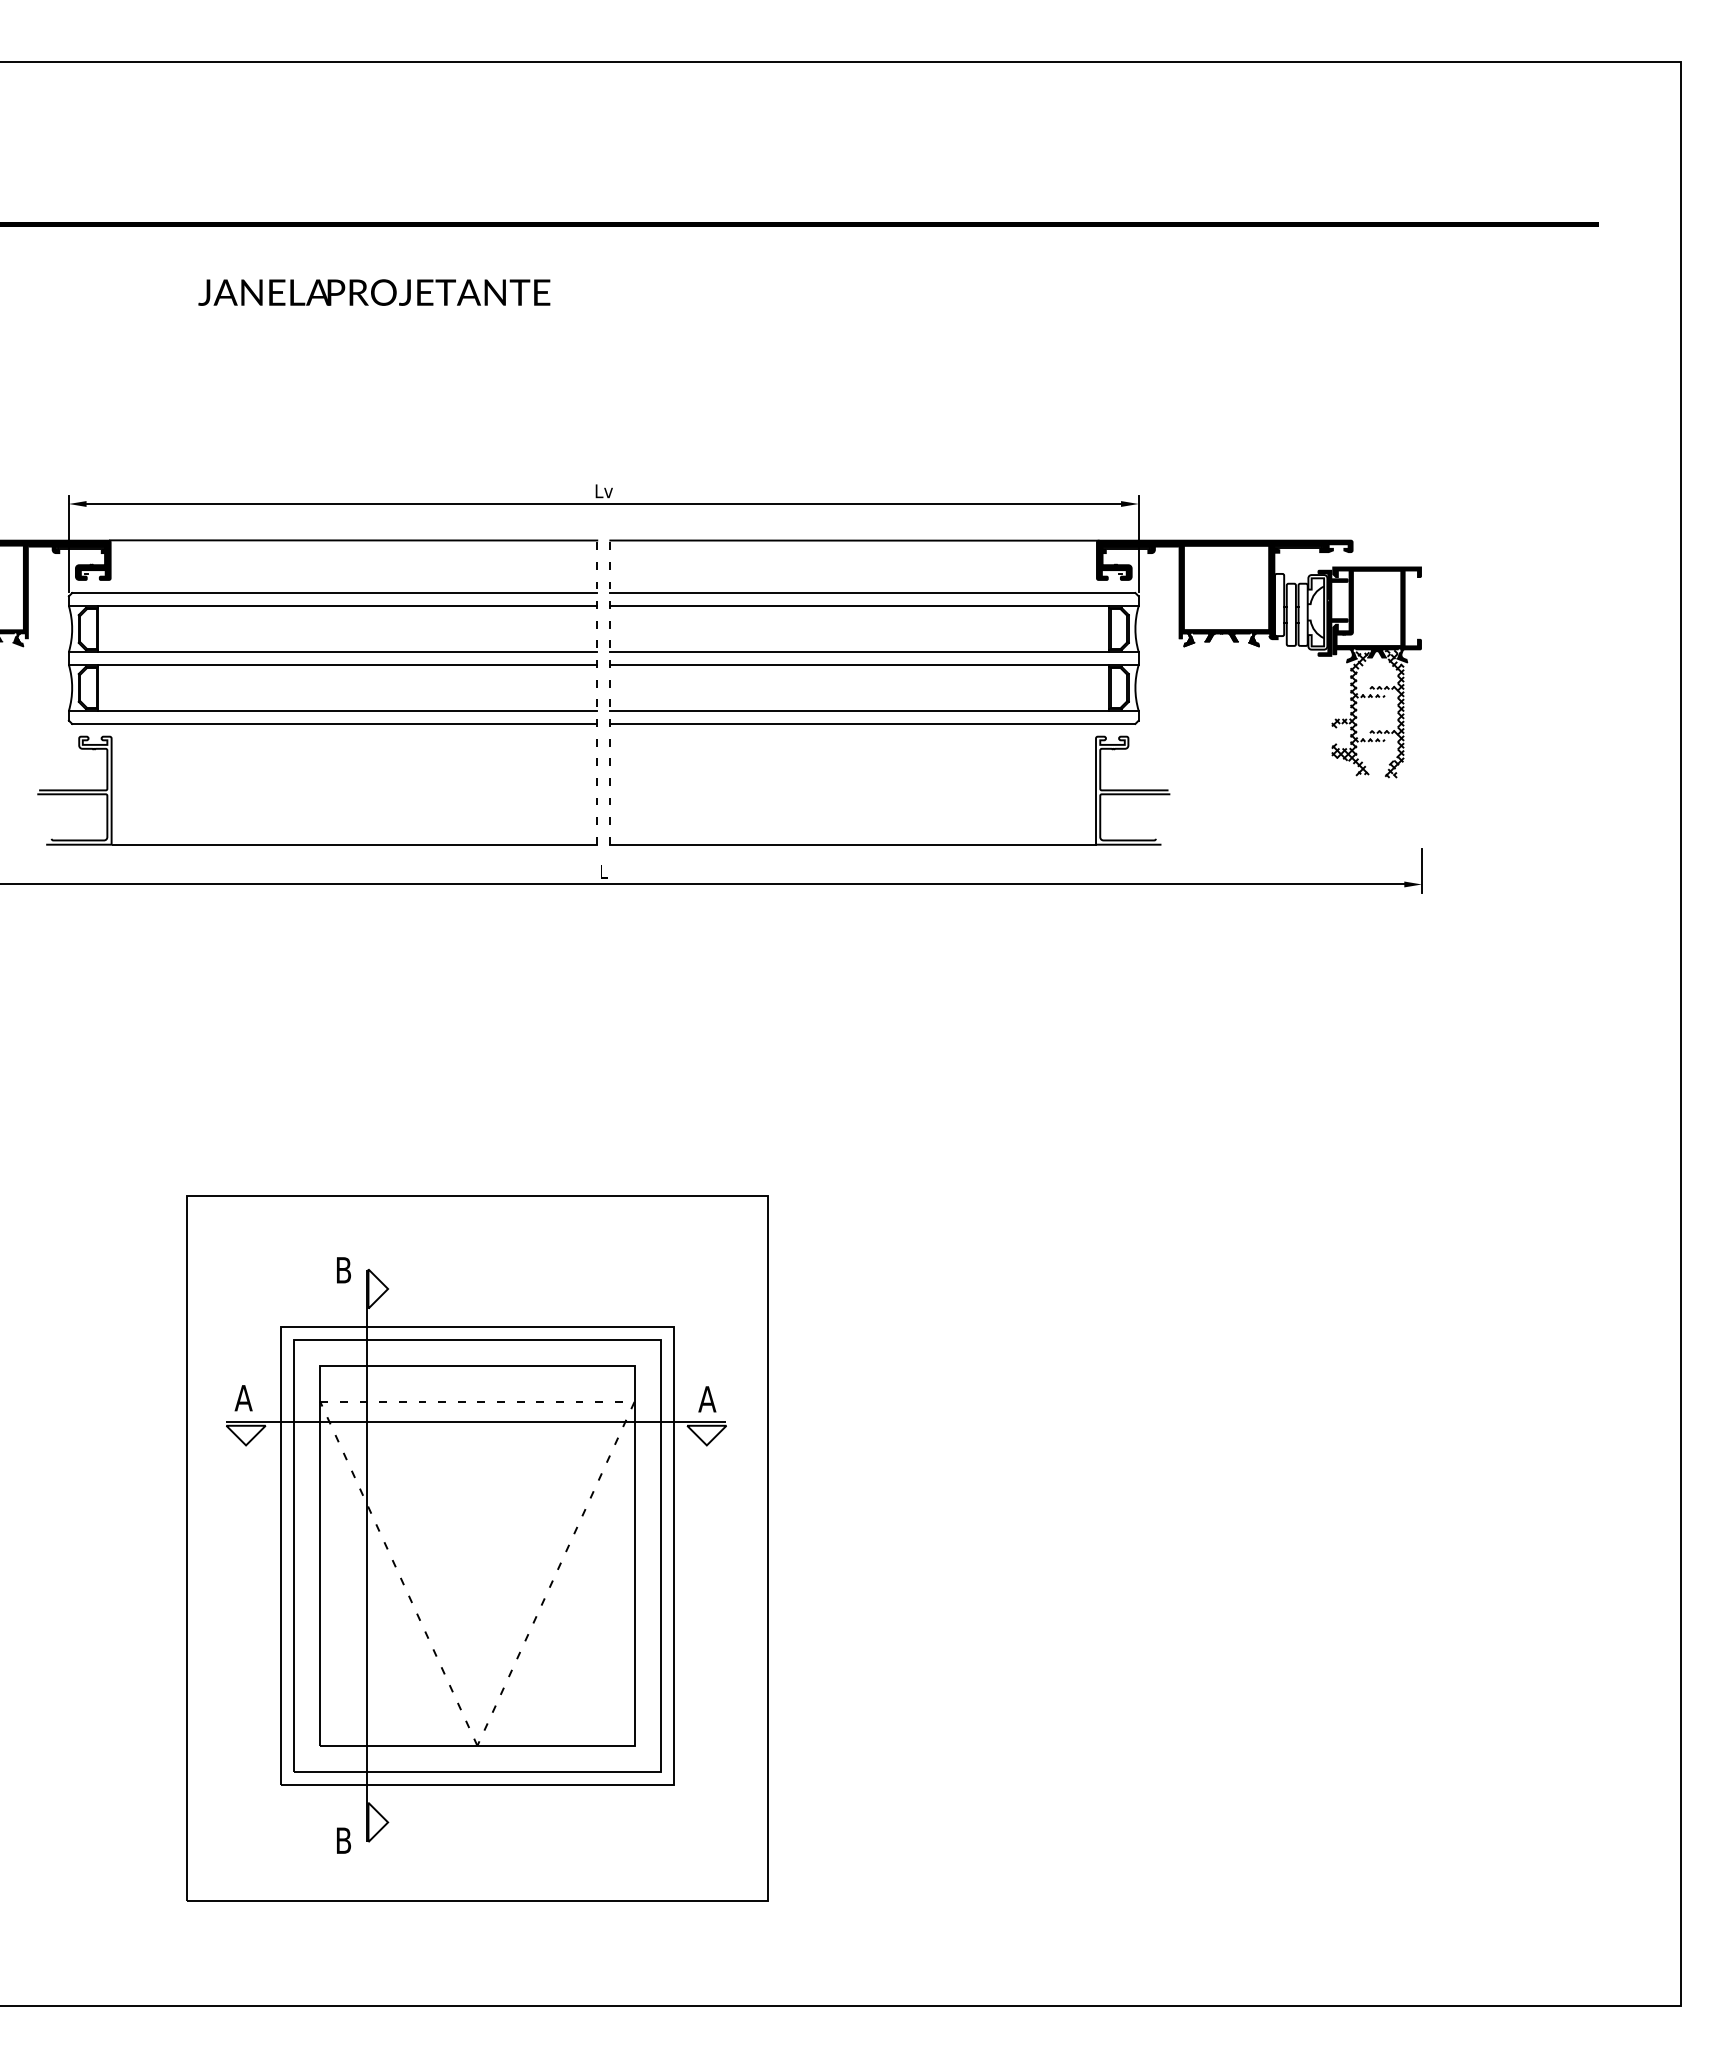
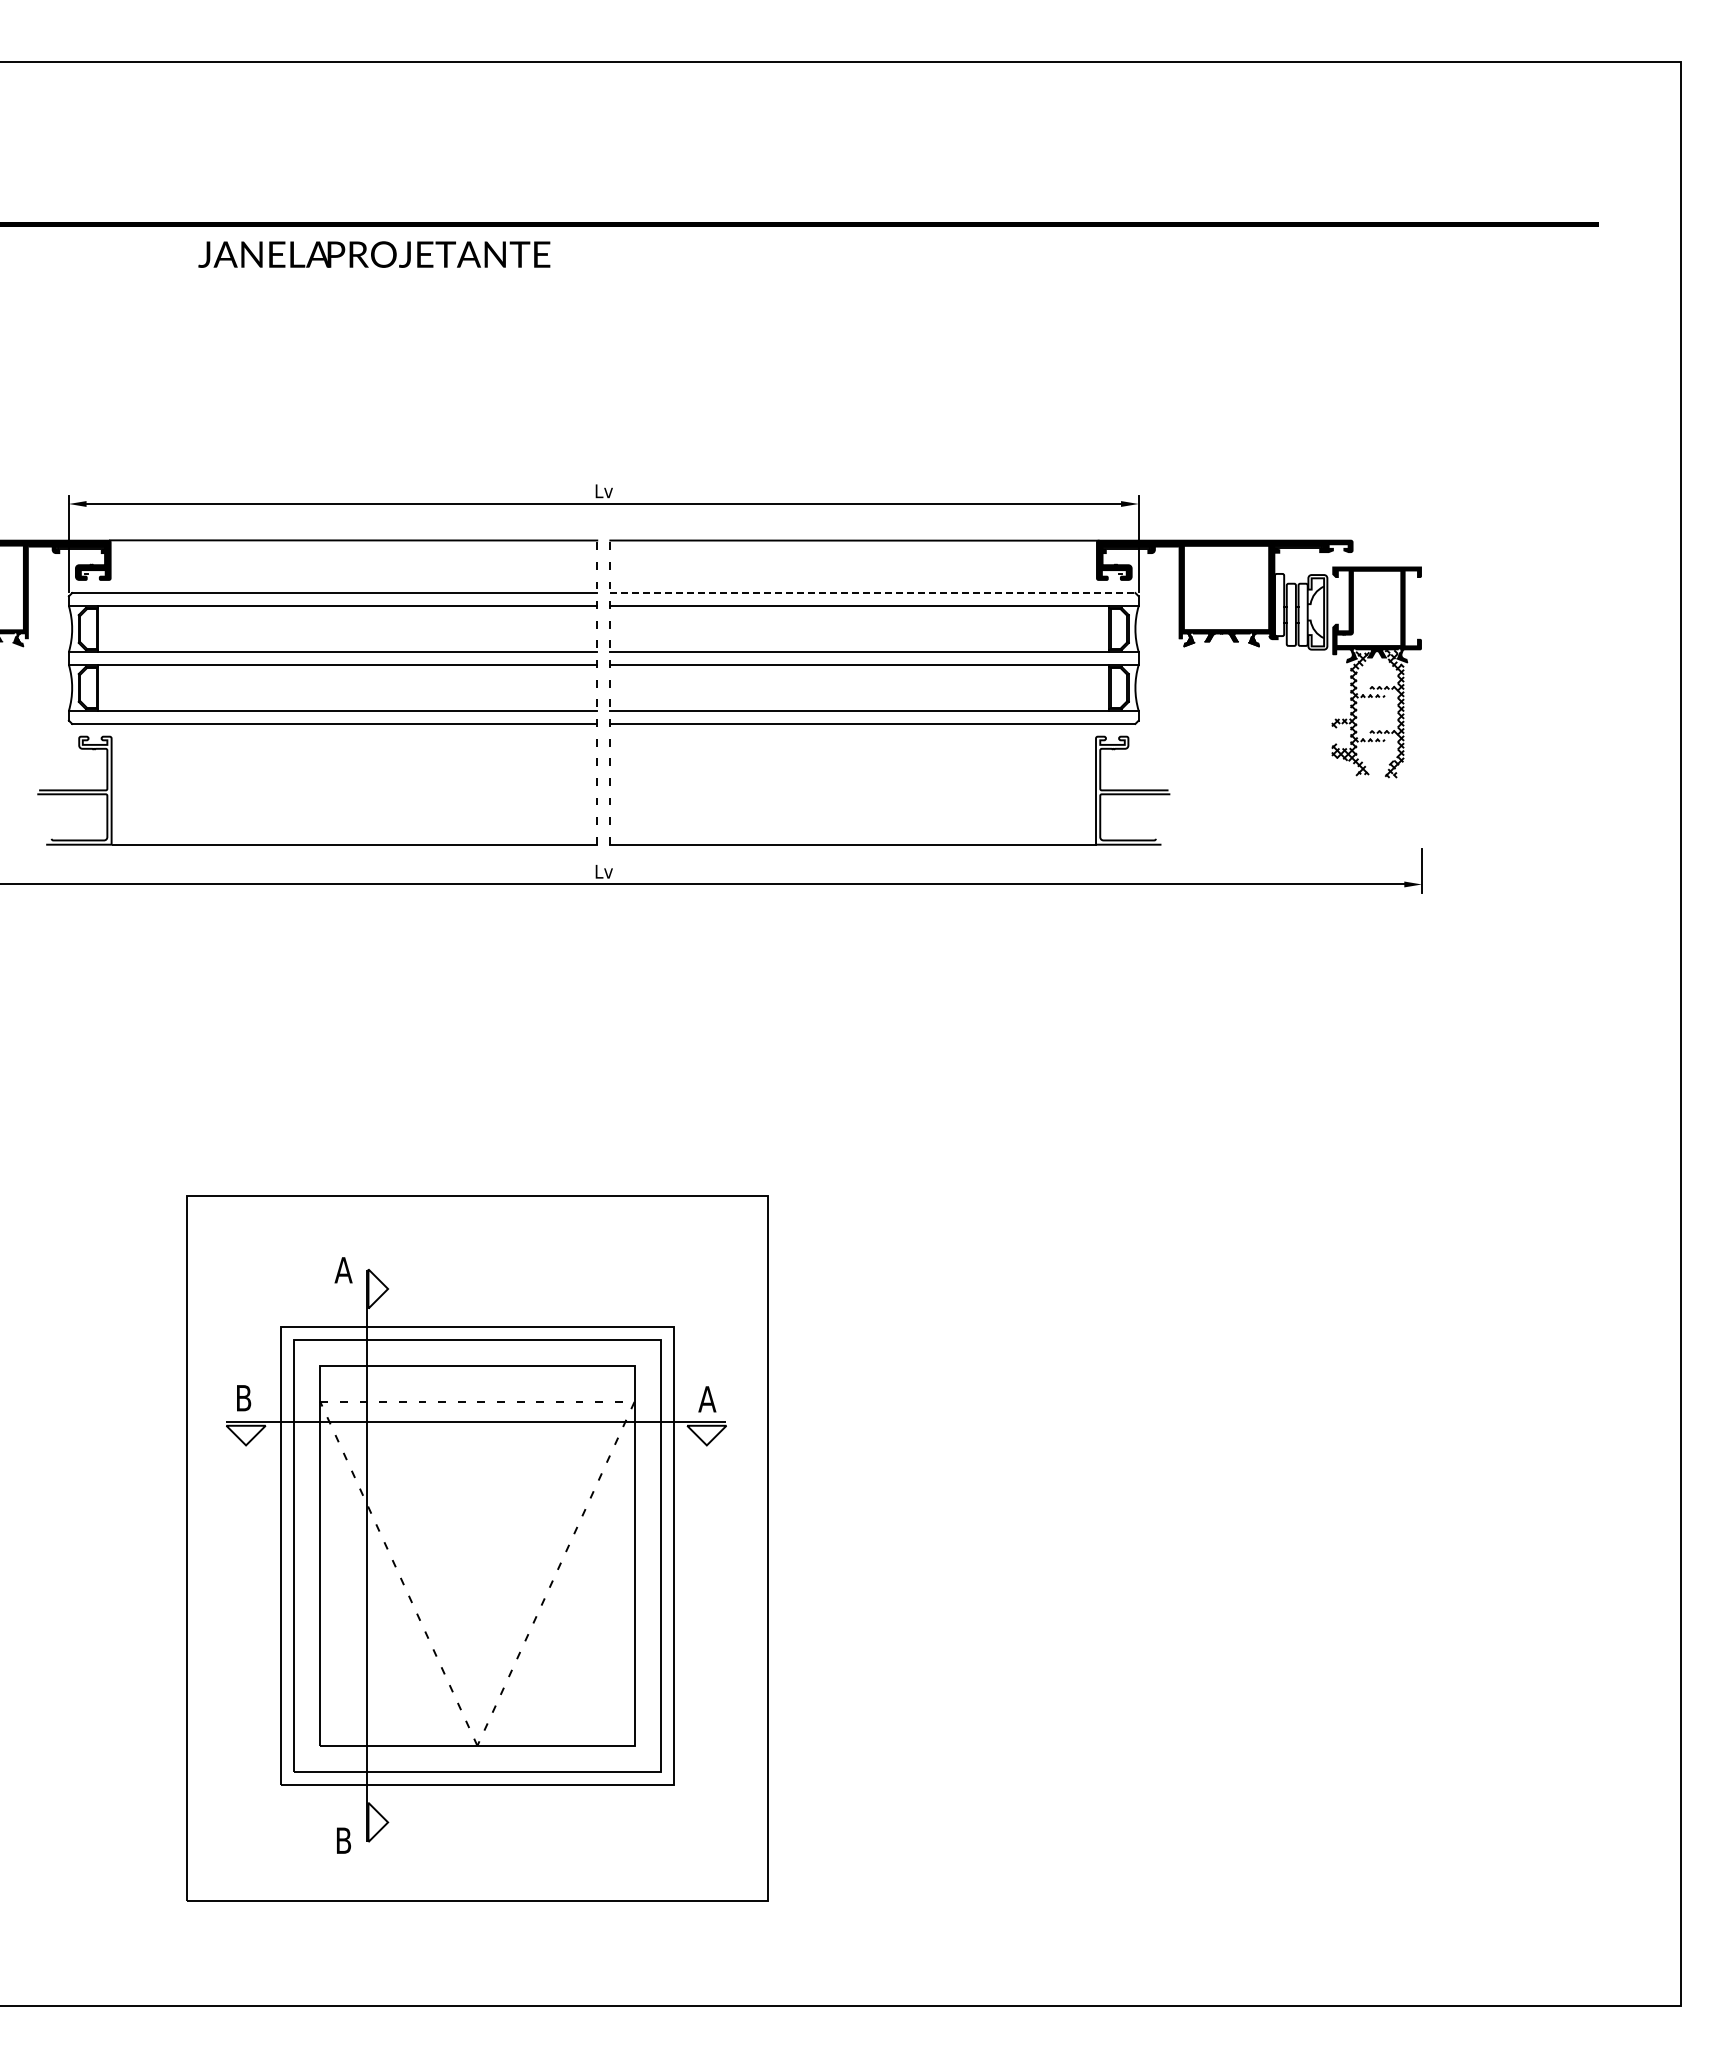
text position: (374, 292) -> (374, 254) (374, 254)
line: solid -> dashed (872, 593)
fill: present -> none (1332, 612)
text: L -> Lv (603, 871)
text: B -> A (343, 1270)
text: A -> B (243, 1398)
